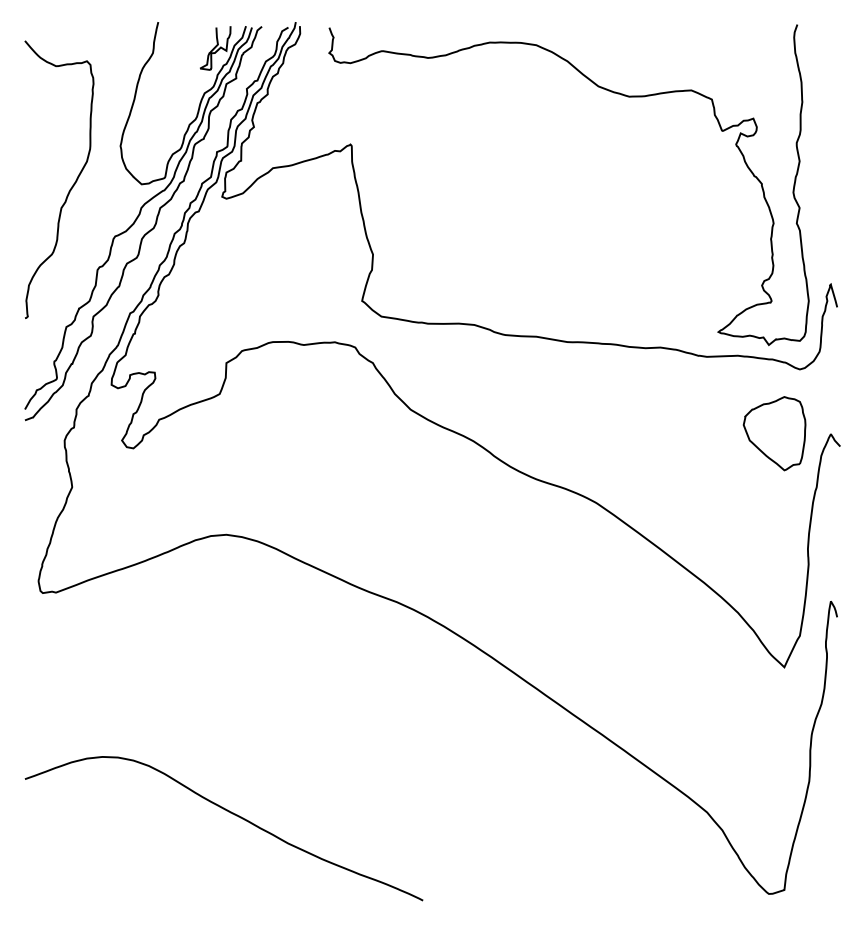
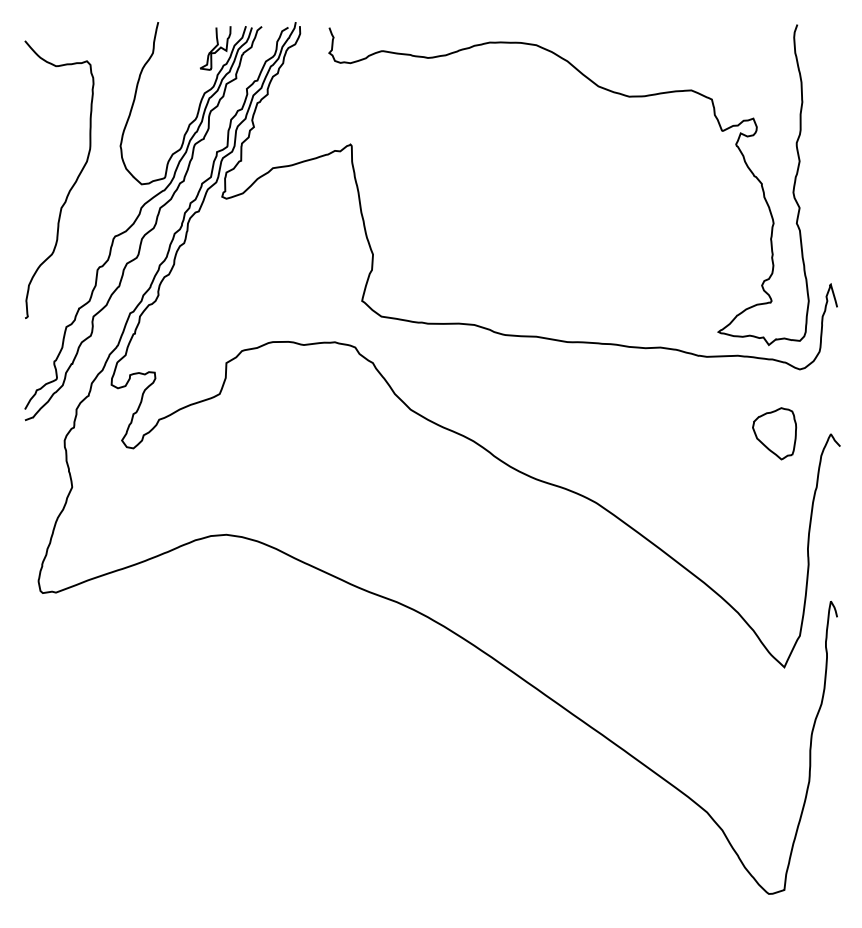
part size: 65x76 px -> 46x54 px (774, 433)
curve: present -> none (230, 813)
